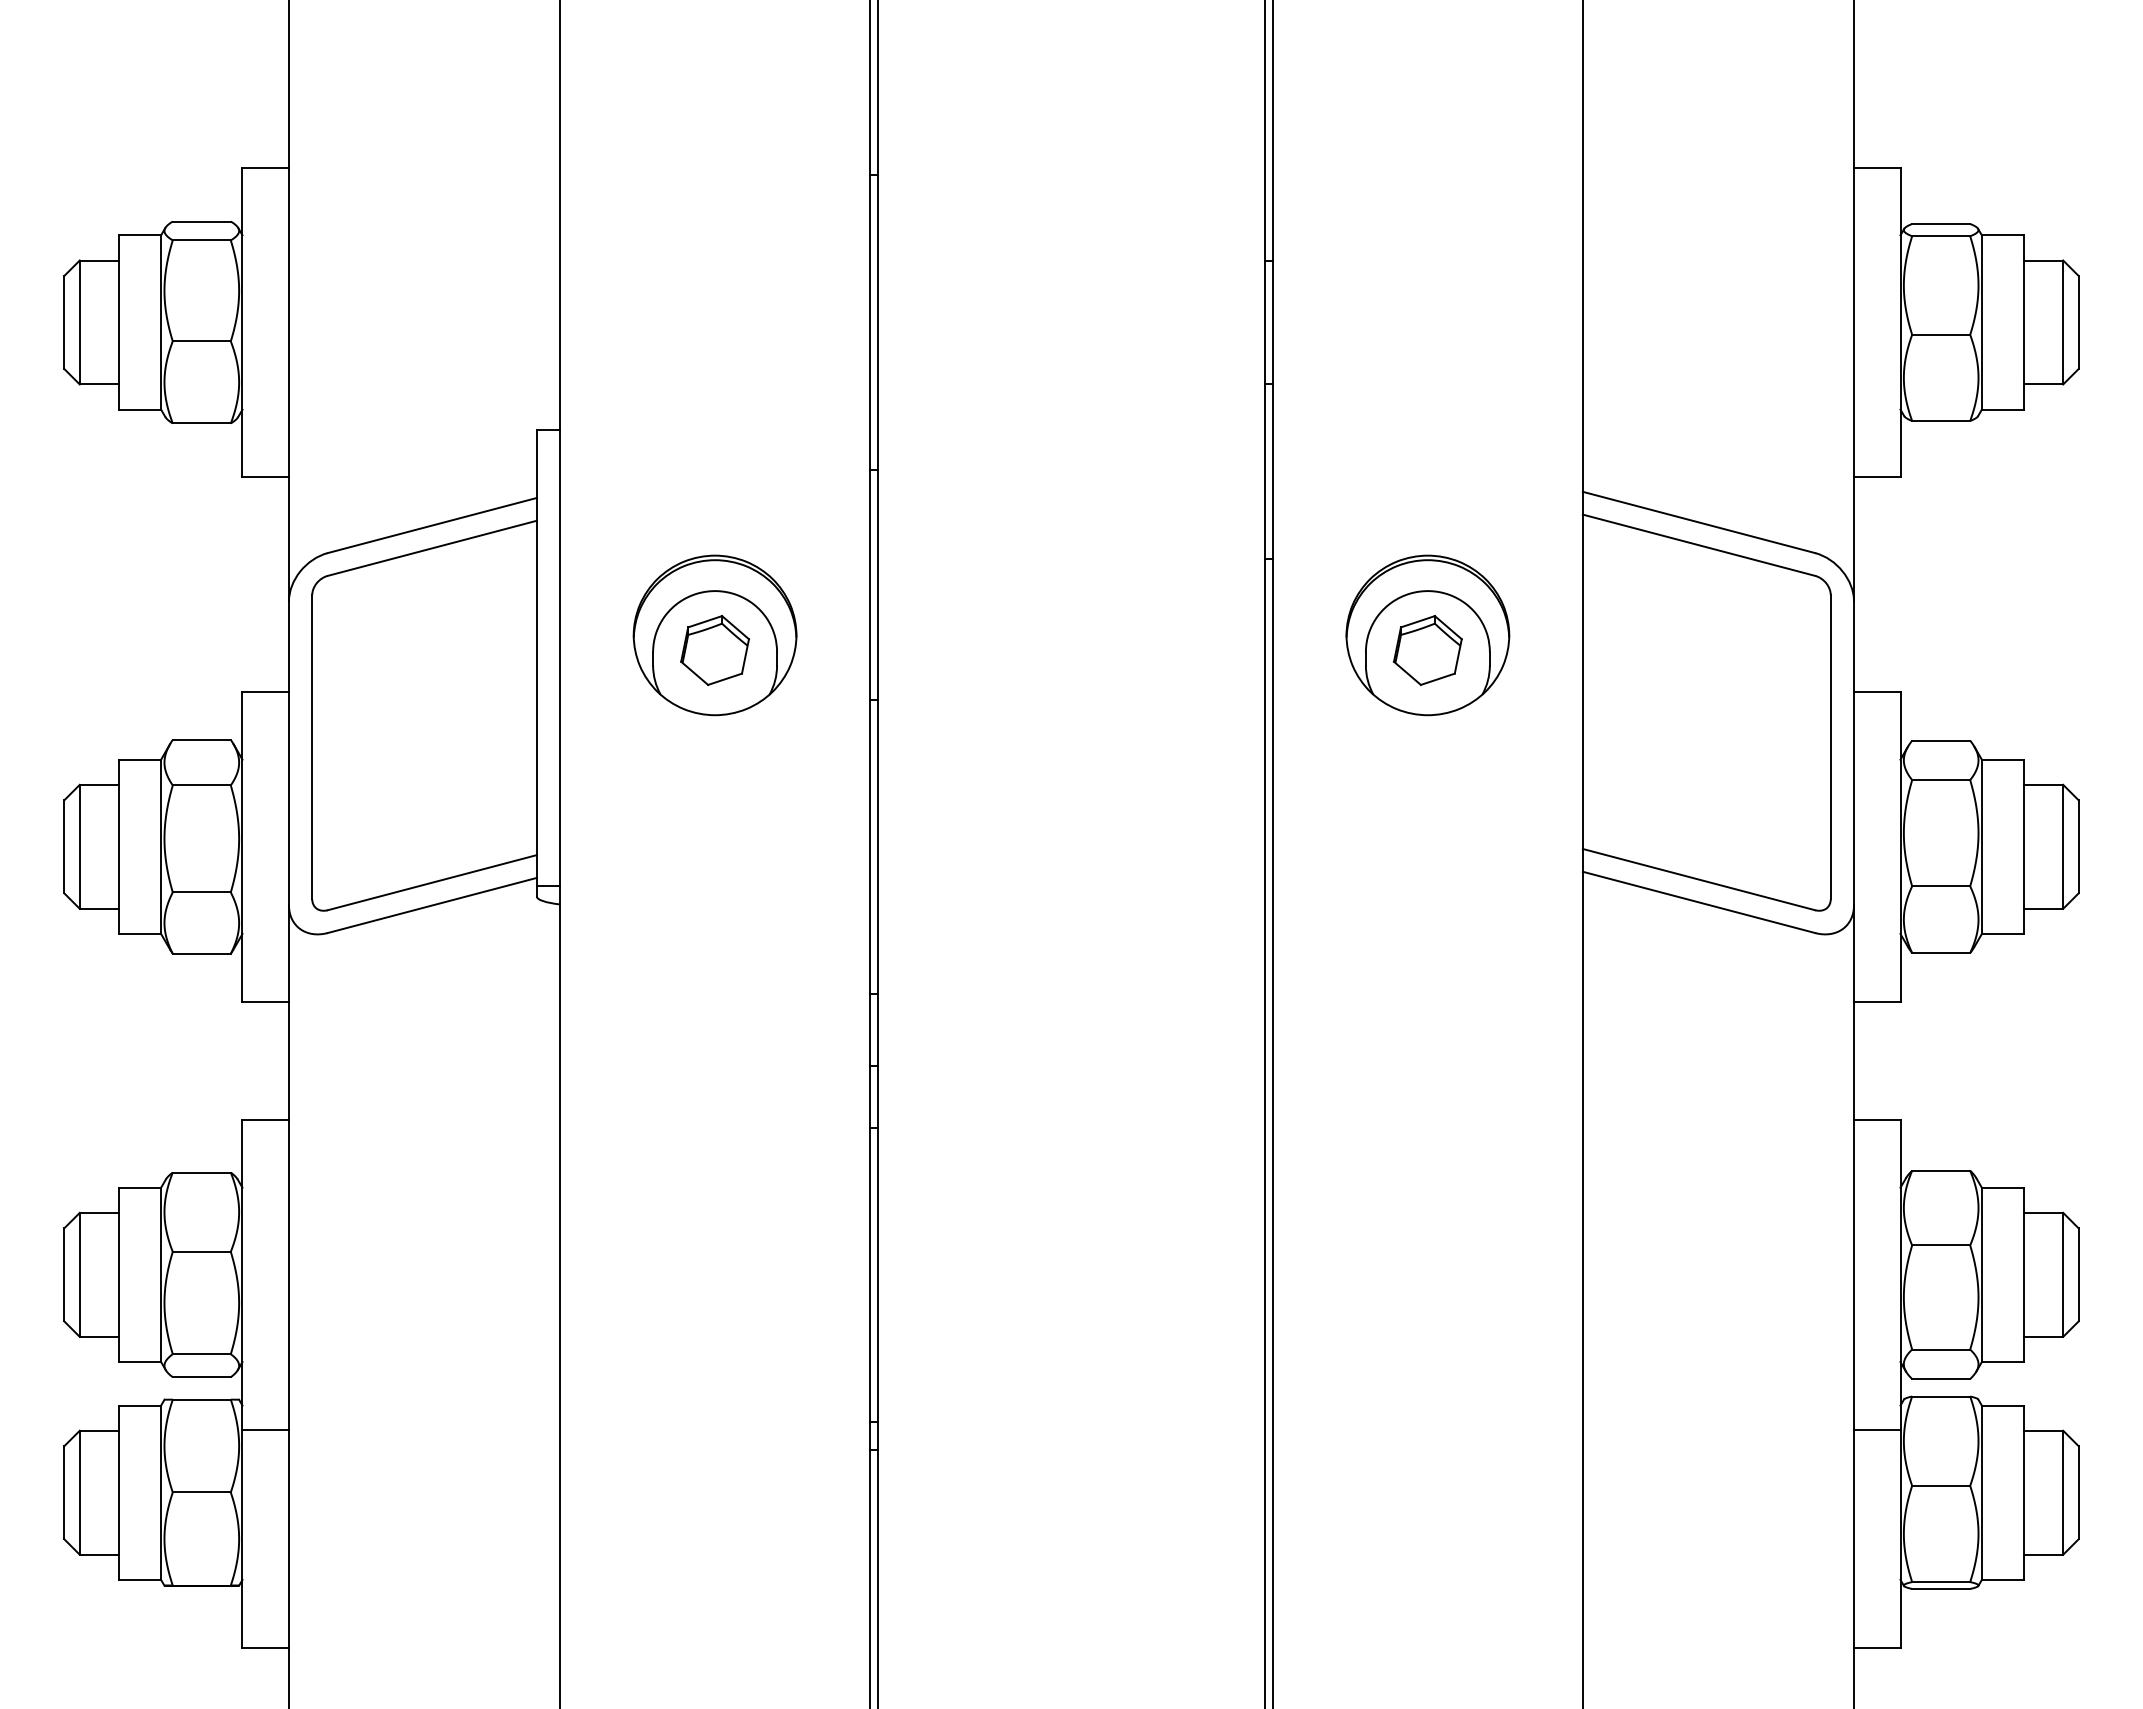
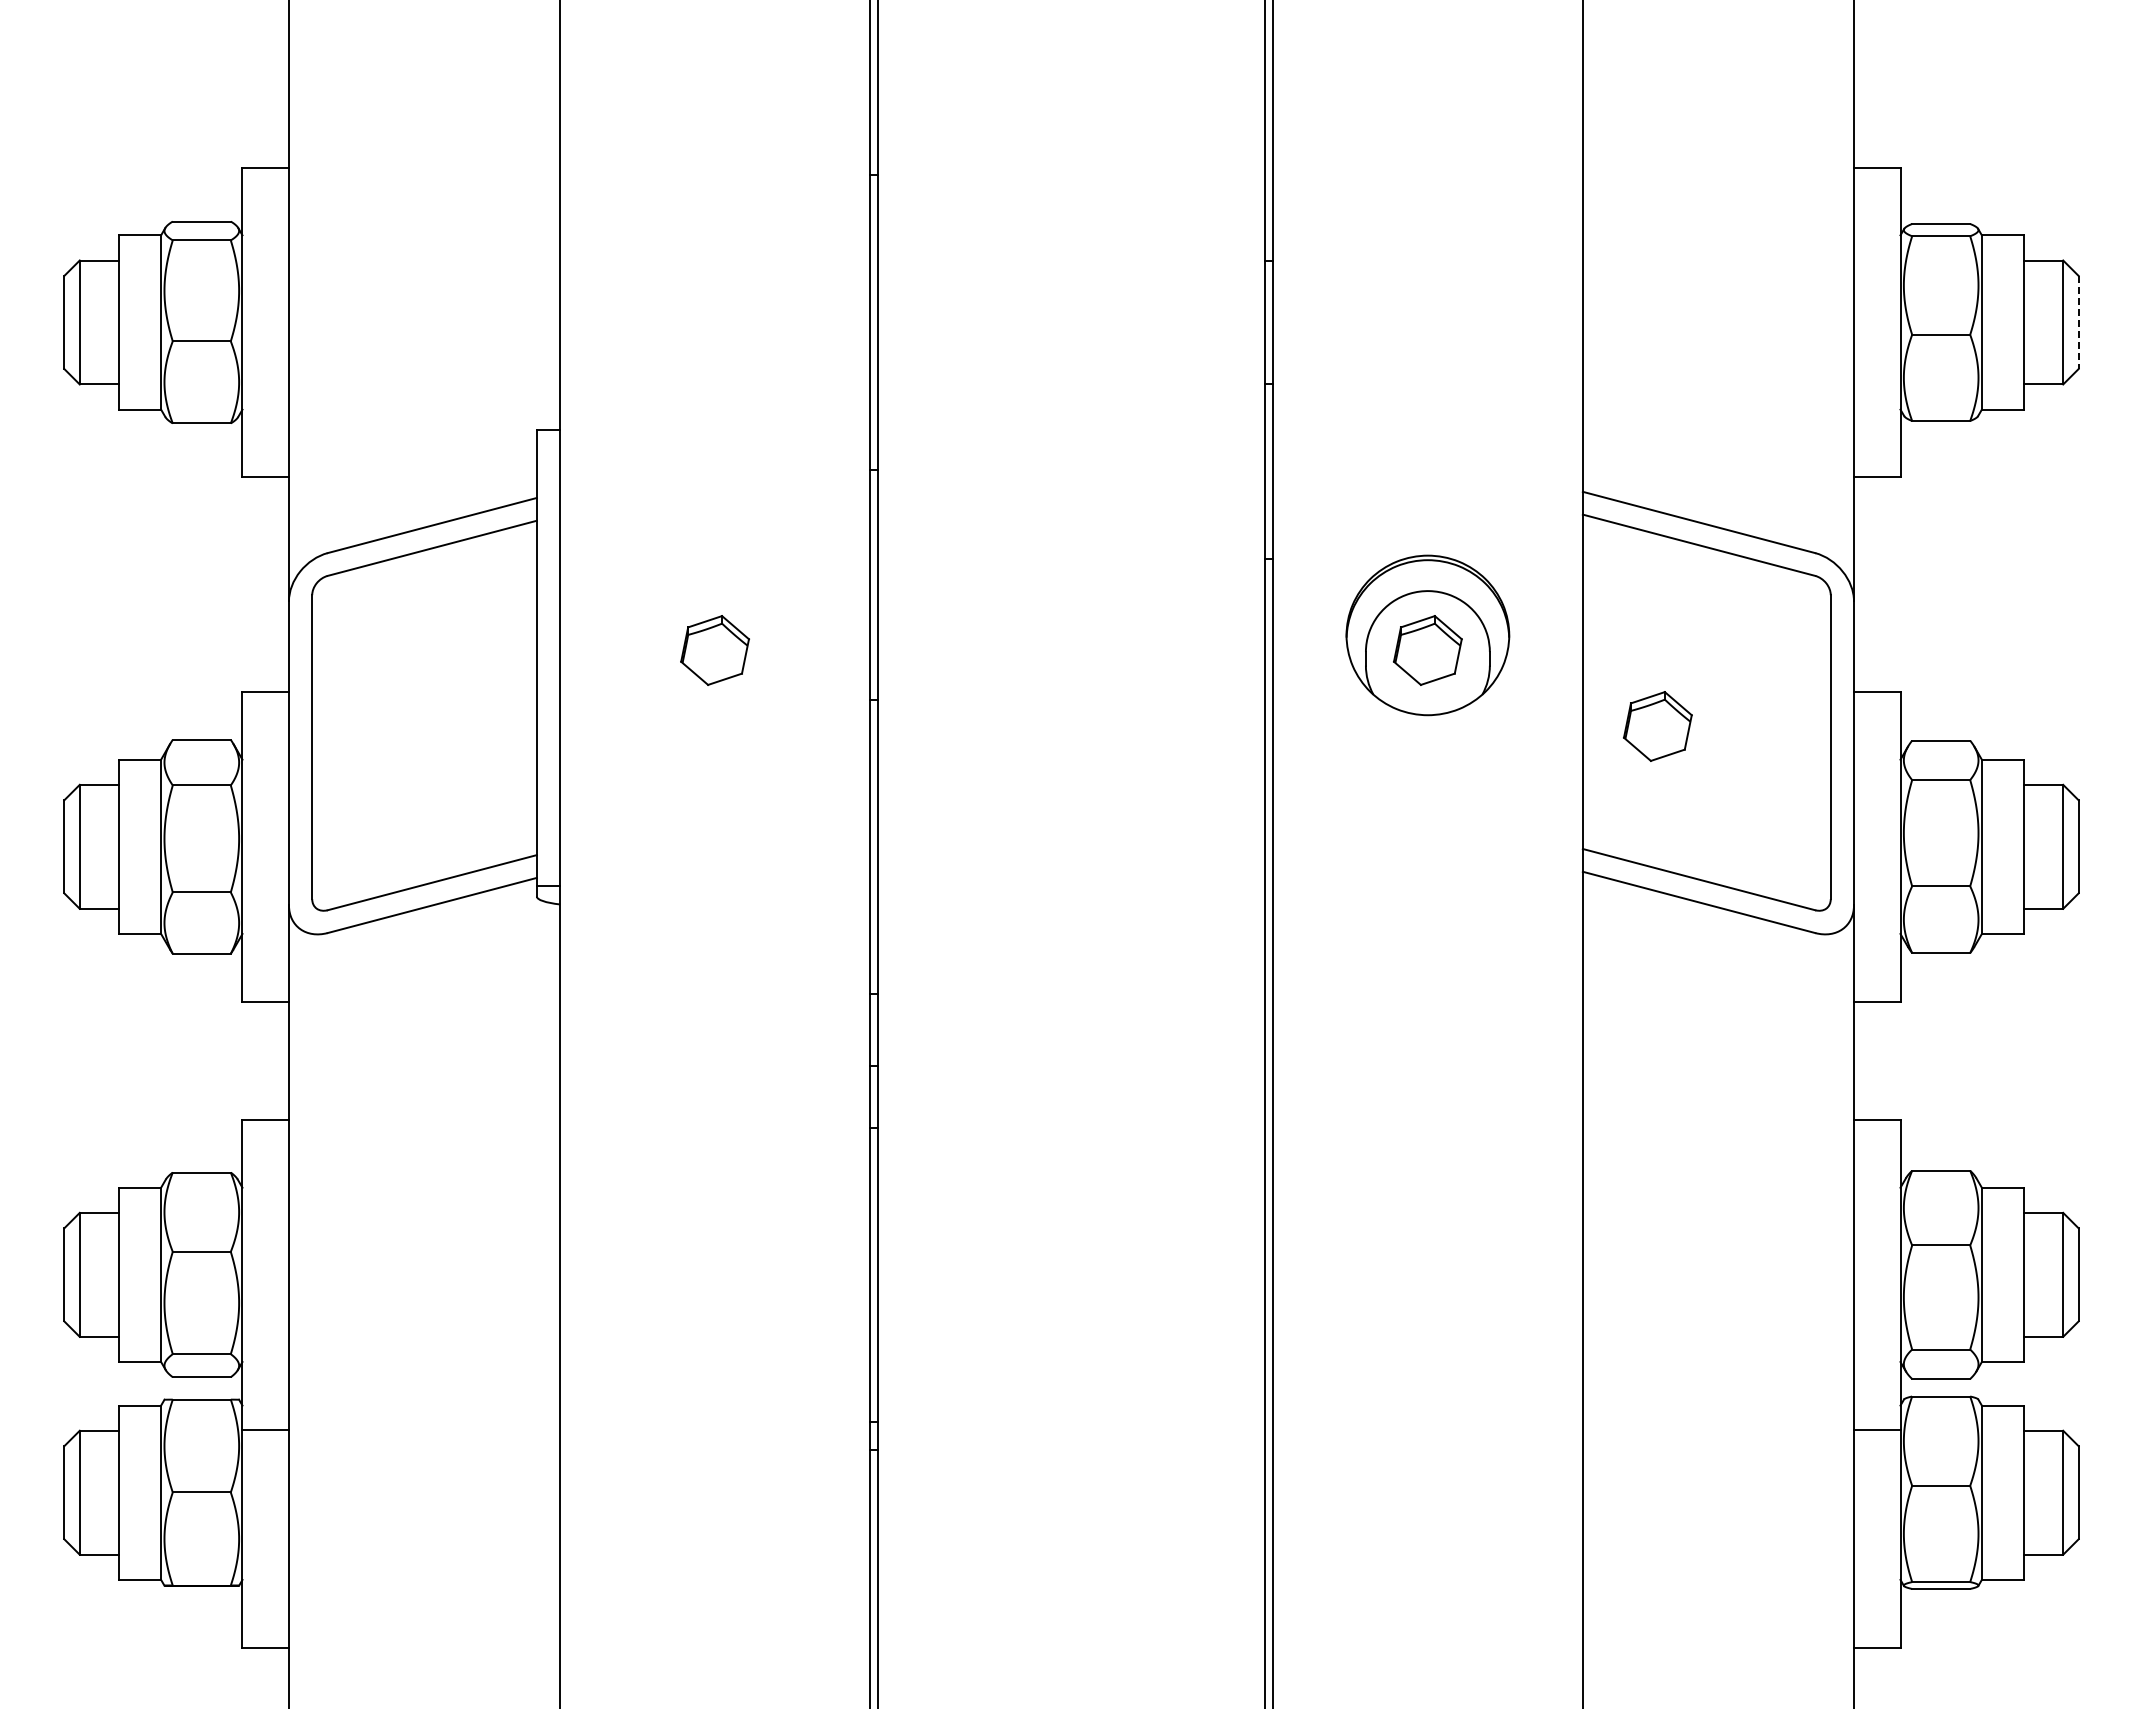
line: solid -> dashed (2078, 322)
part: present -> none (714, 635)
part: none -> present (1657, 726)
